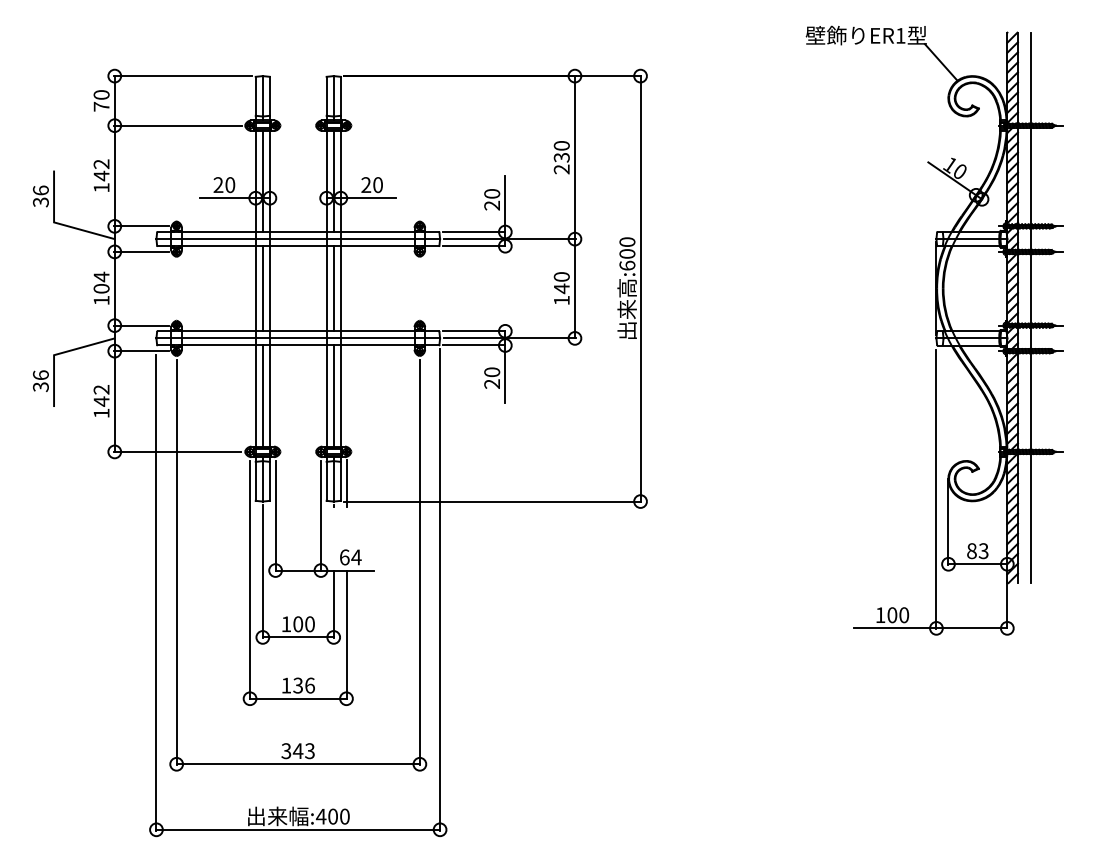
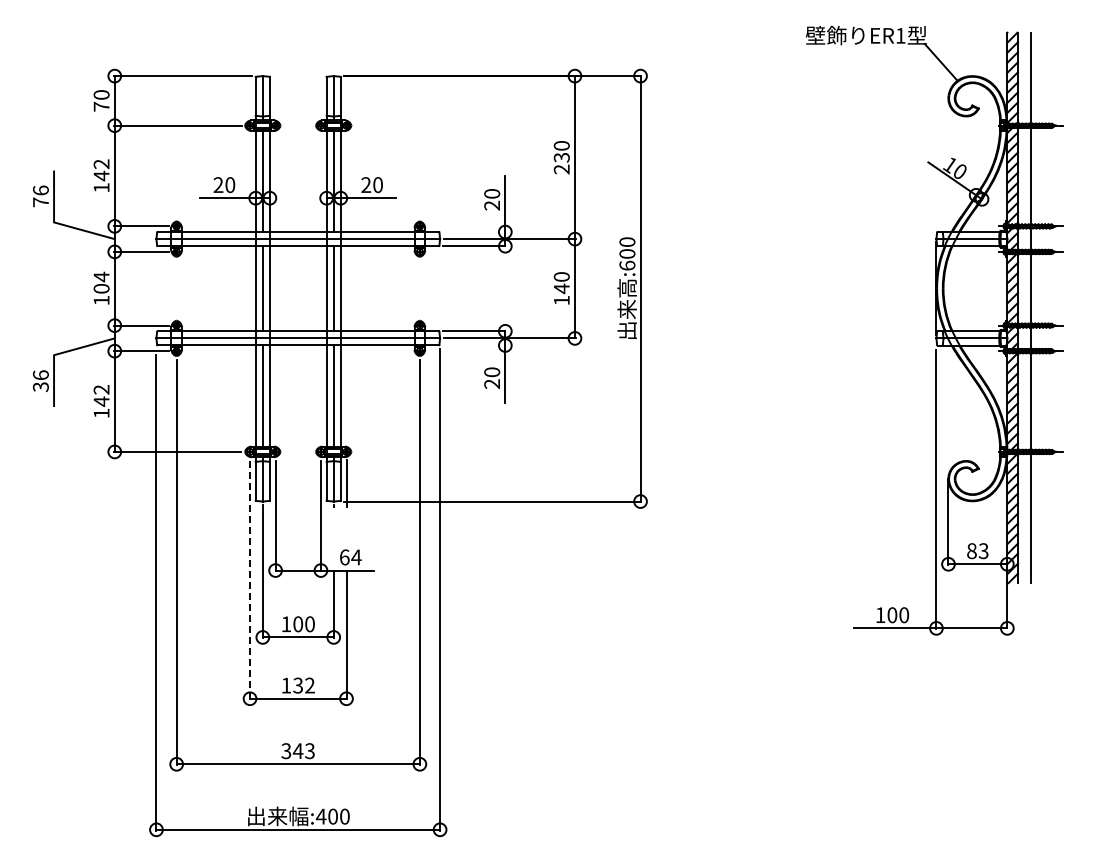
text: 36 -> 76 (40, 202)
line: present -> none (473, 232)
line: present -> none (473, 345)
line: solid -> dashed (250, 580)
text: 136 -> 132 (309, 685)
